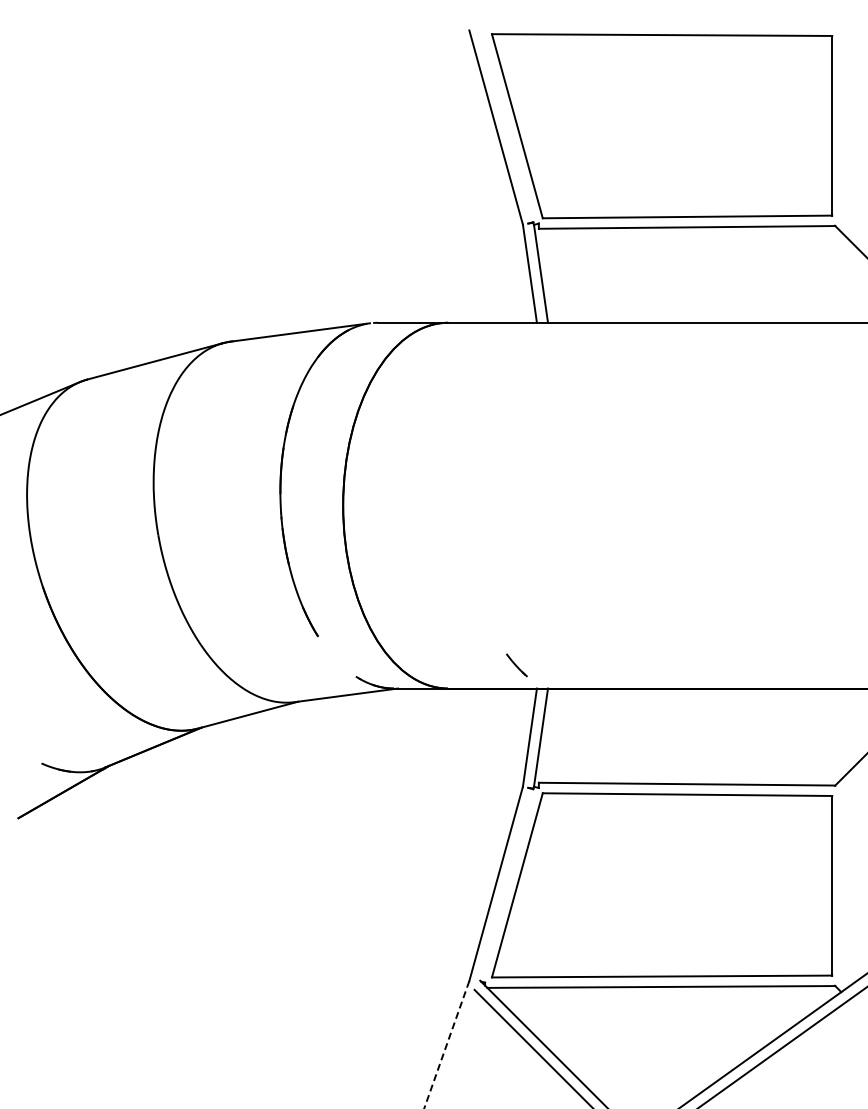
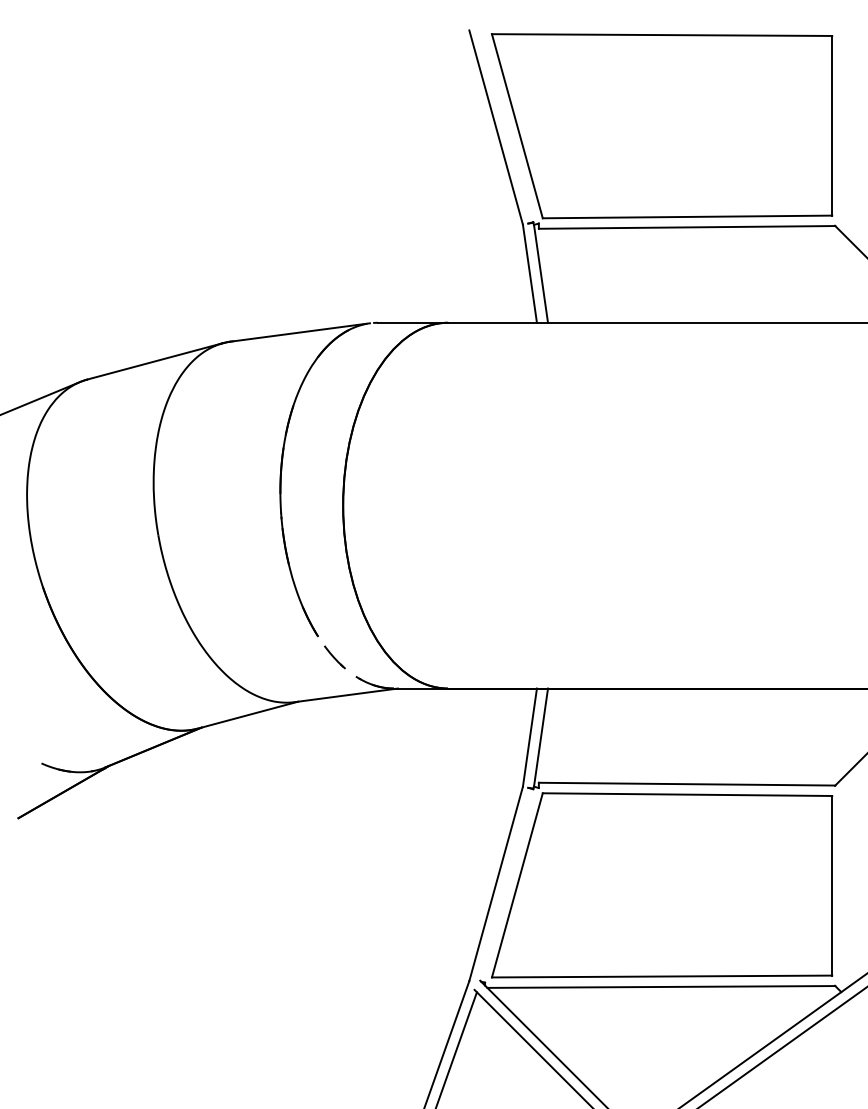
line position: (516, 665) -> (334, 657) (334, 657)
line: dashed -> solid (446, 1044)
line: none -> present (456, 1048)
